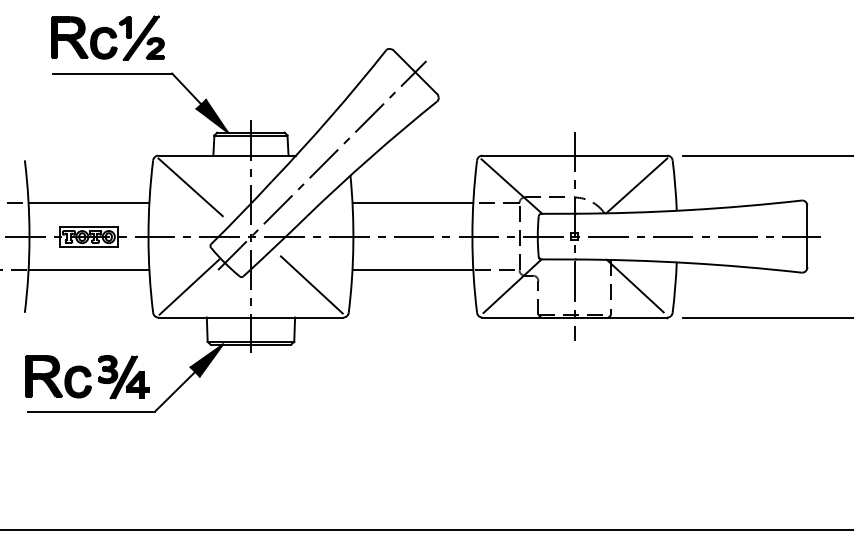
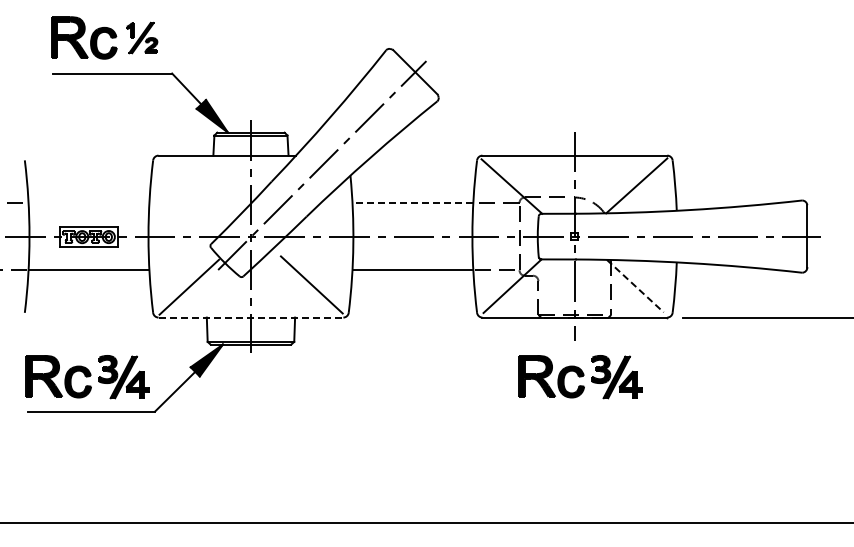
part size: 46x46 px -> 33x34 px (142, 37)
line: present -> none (766, 155)
line: present -> none (190, 187)
line: present -> none (88, 202)
line: solid -> dashed (412, 202)
line: solid -> dashed (635, 286)
line: solid -> dashed (251, 317)
part: none -> present (580, 377)
line position: (426, 530) -> (426, 523) (426, 523)
